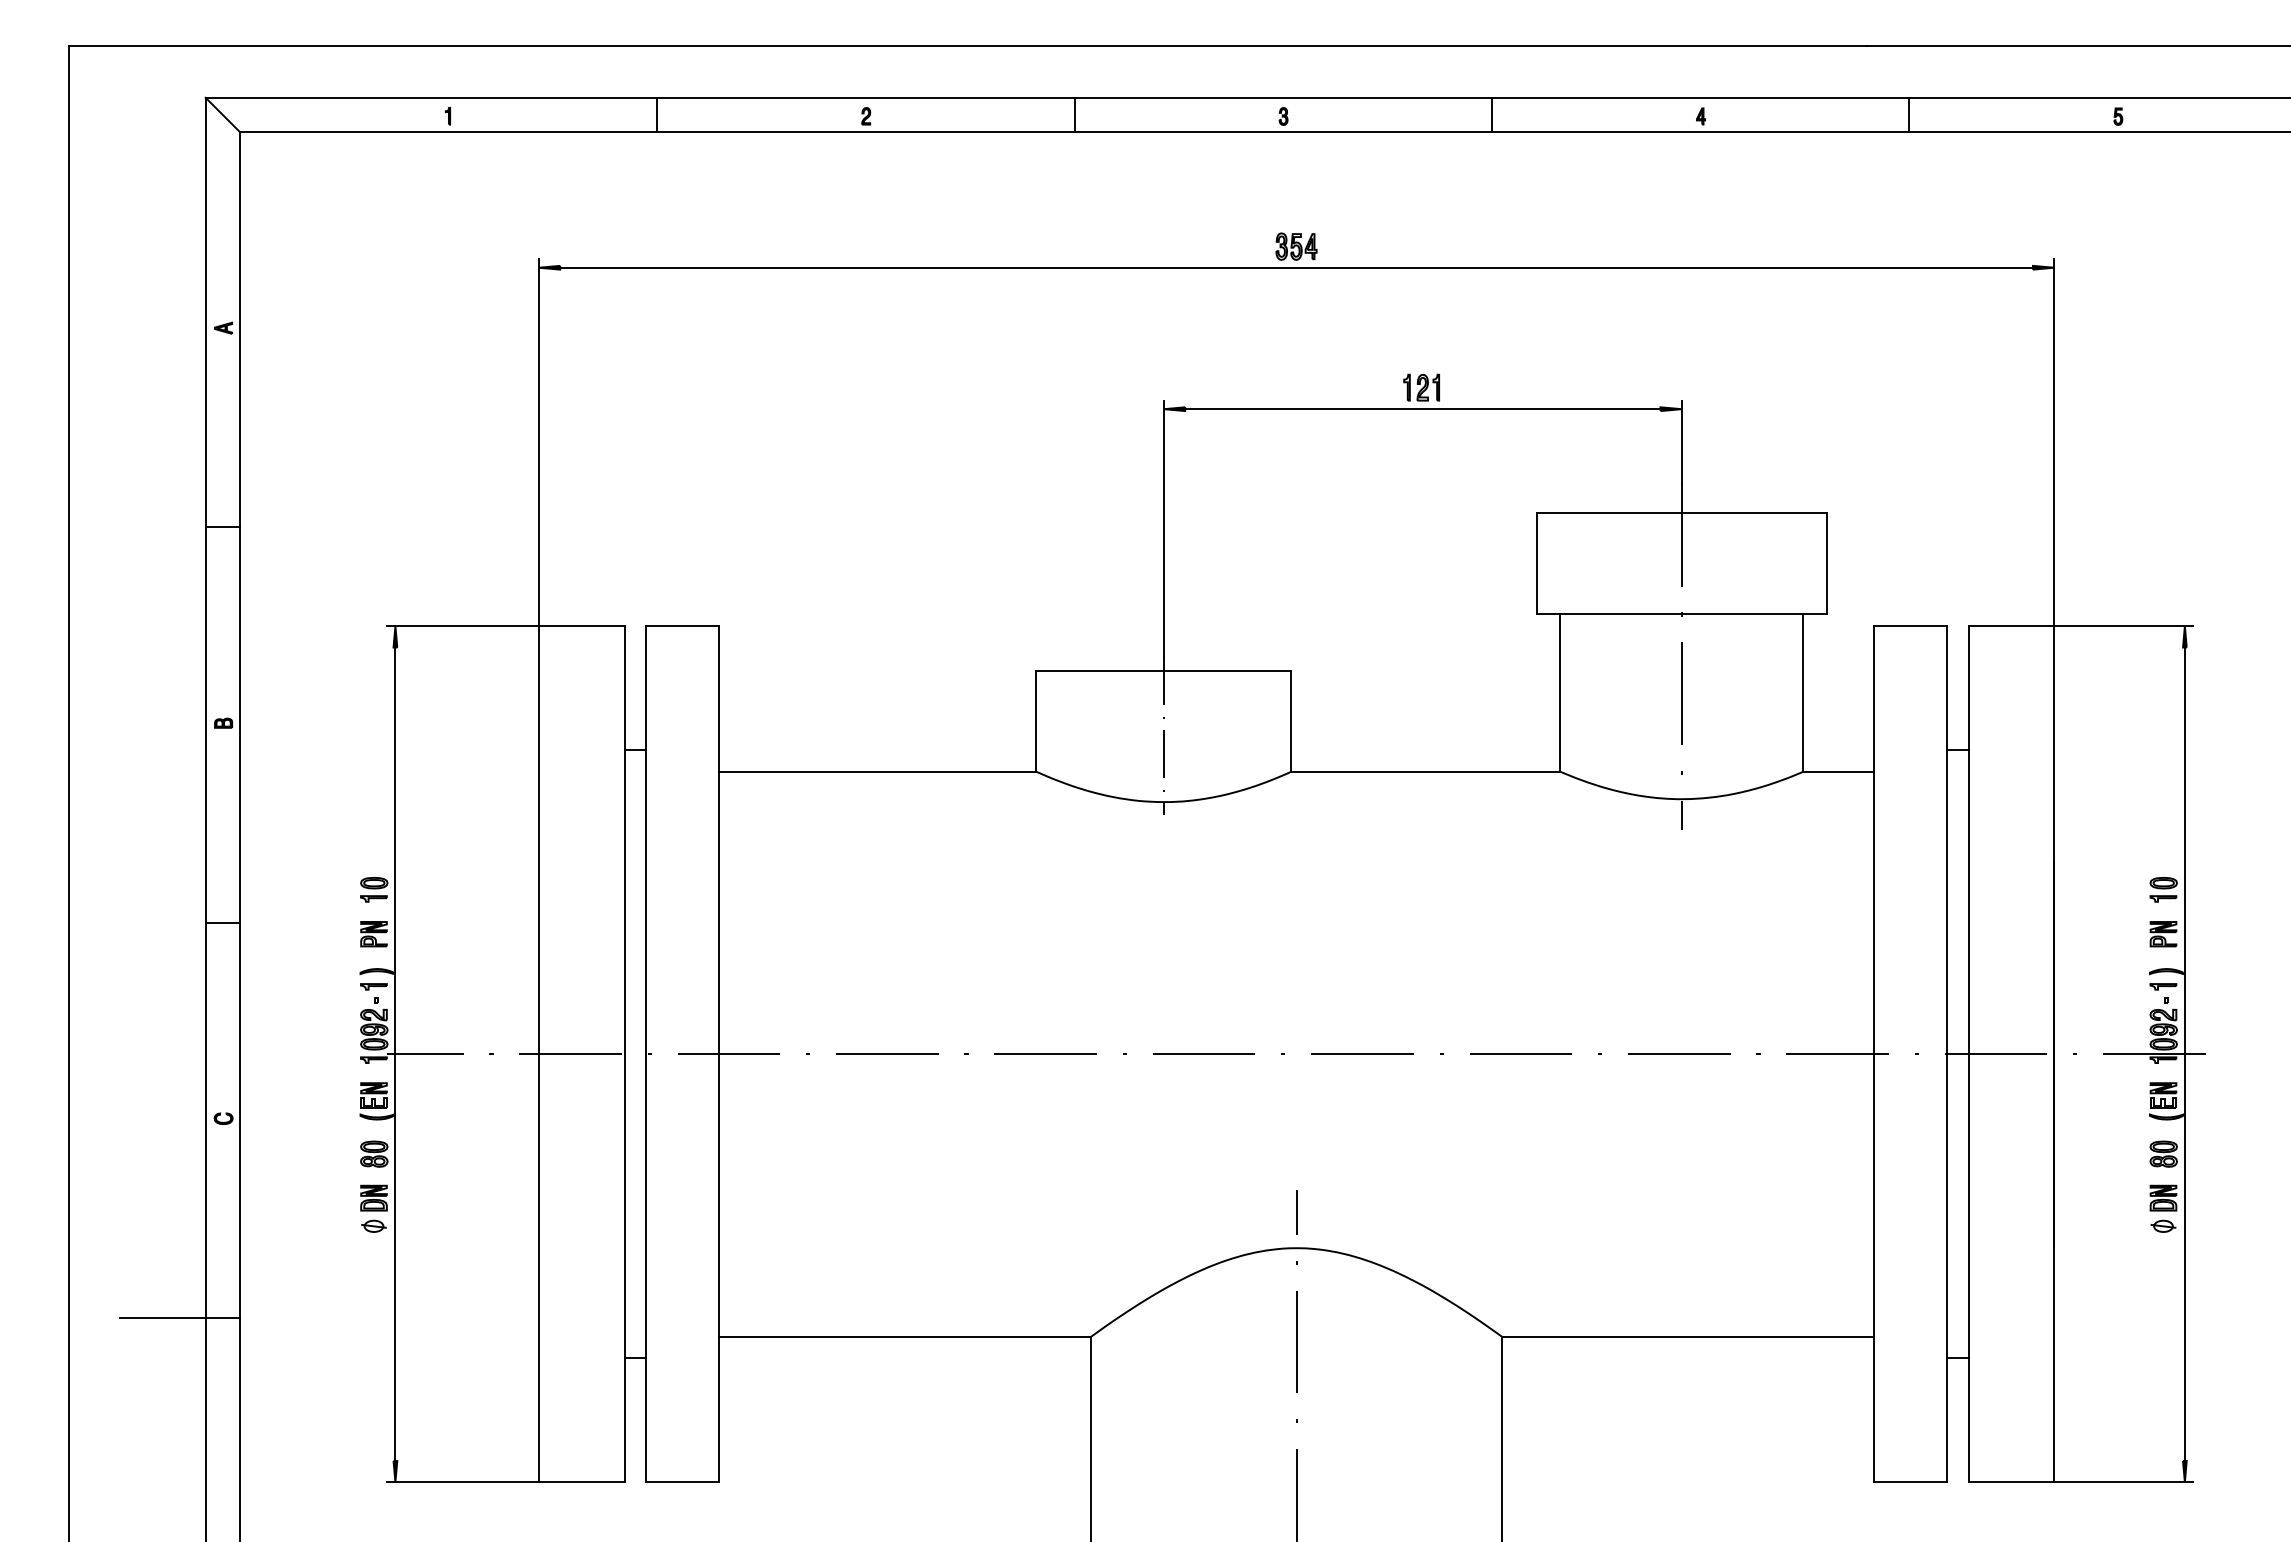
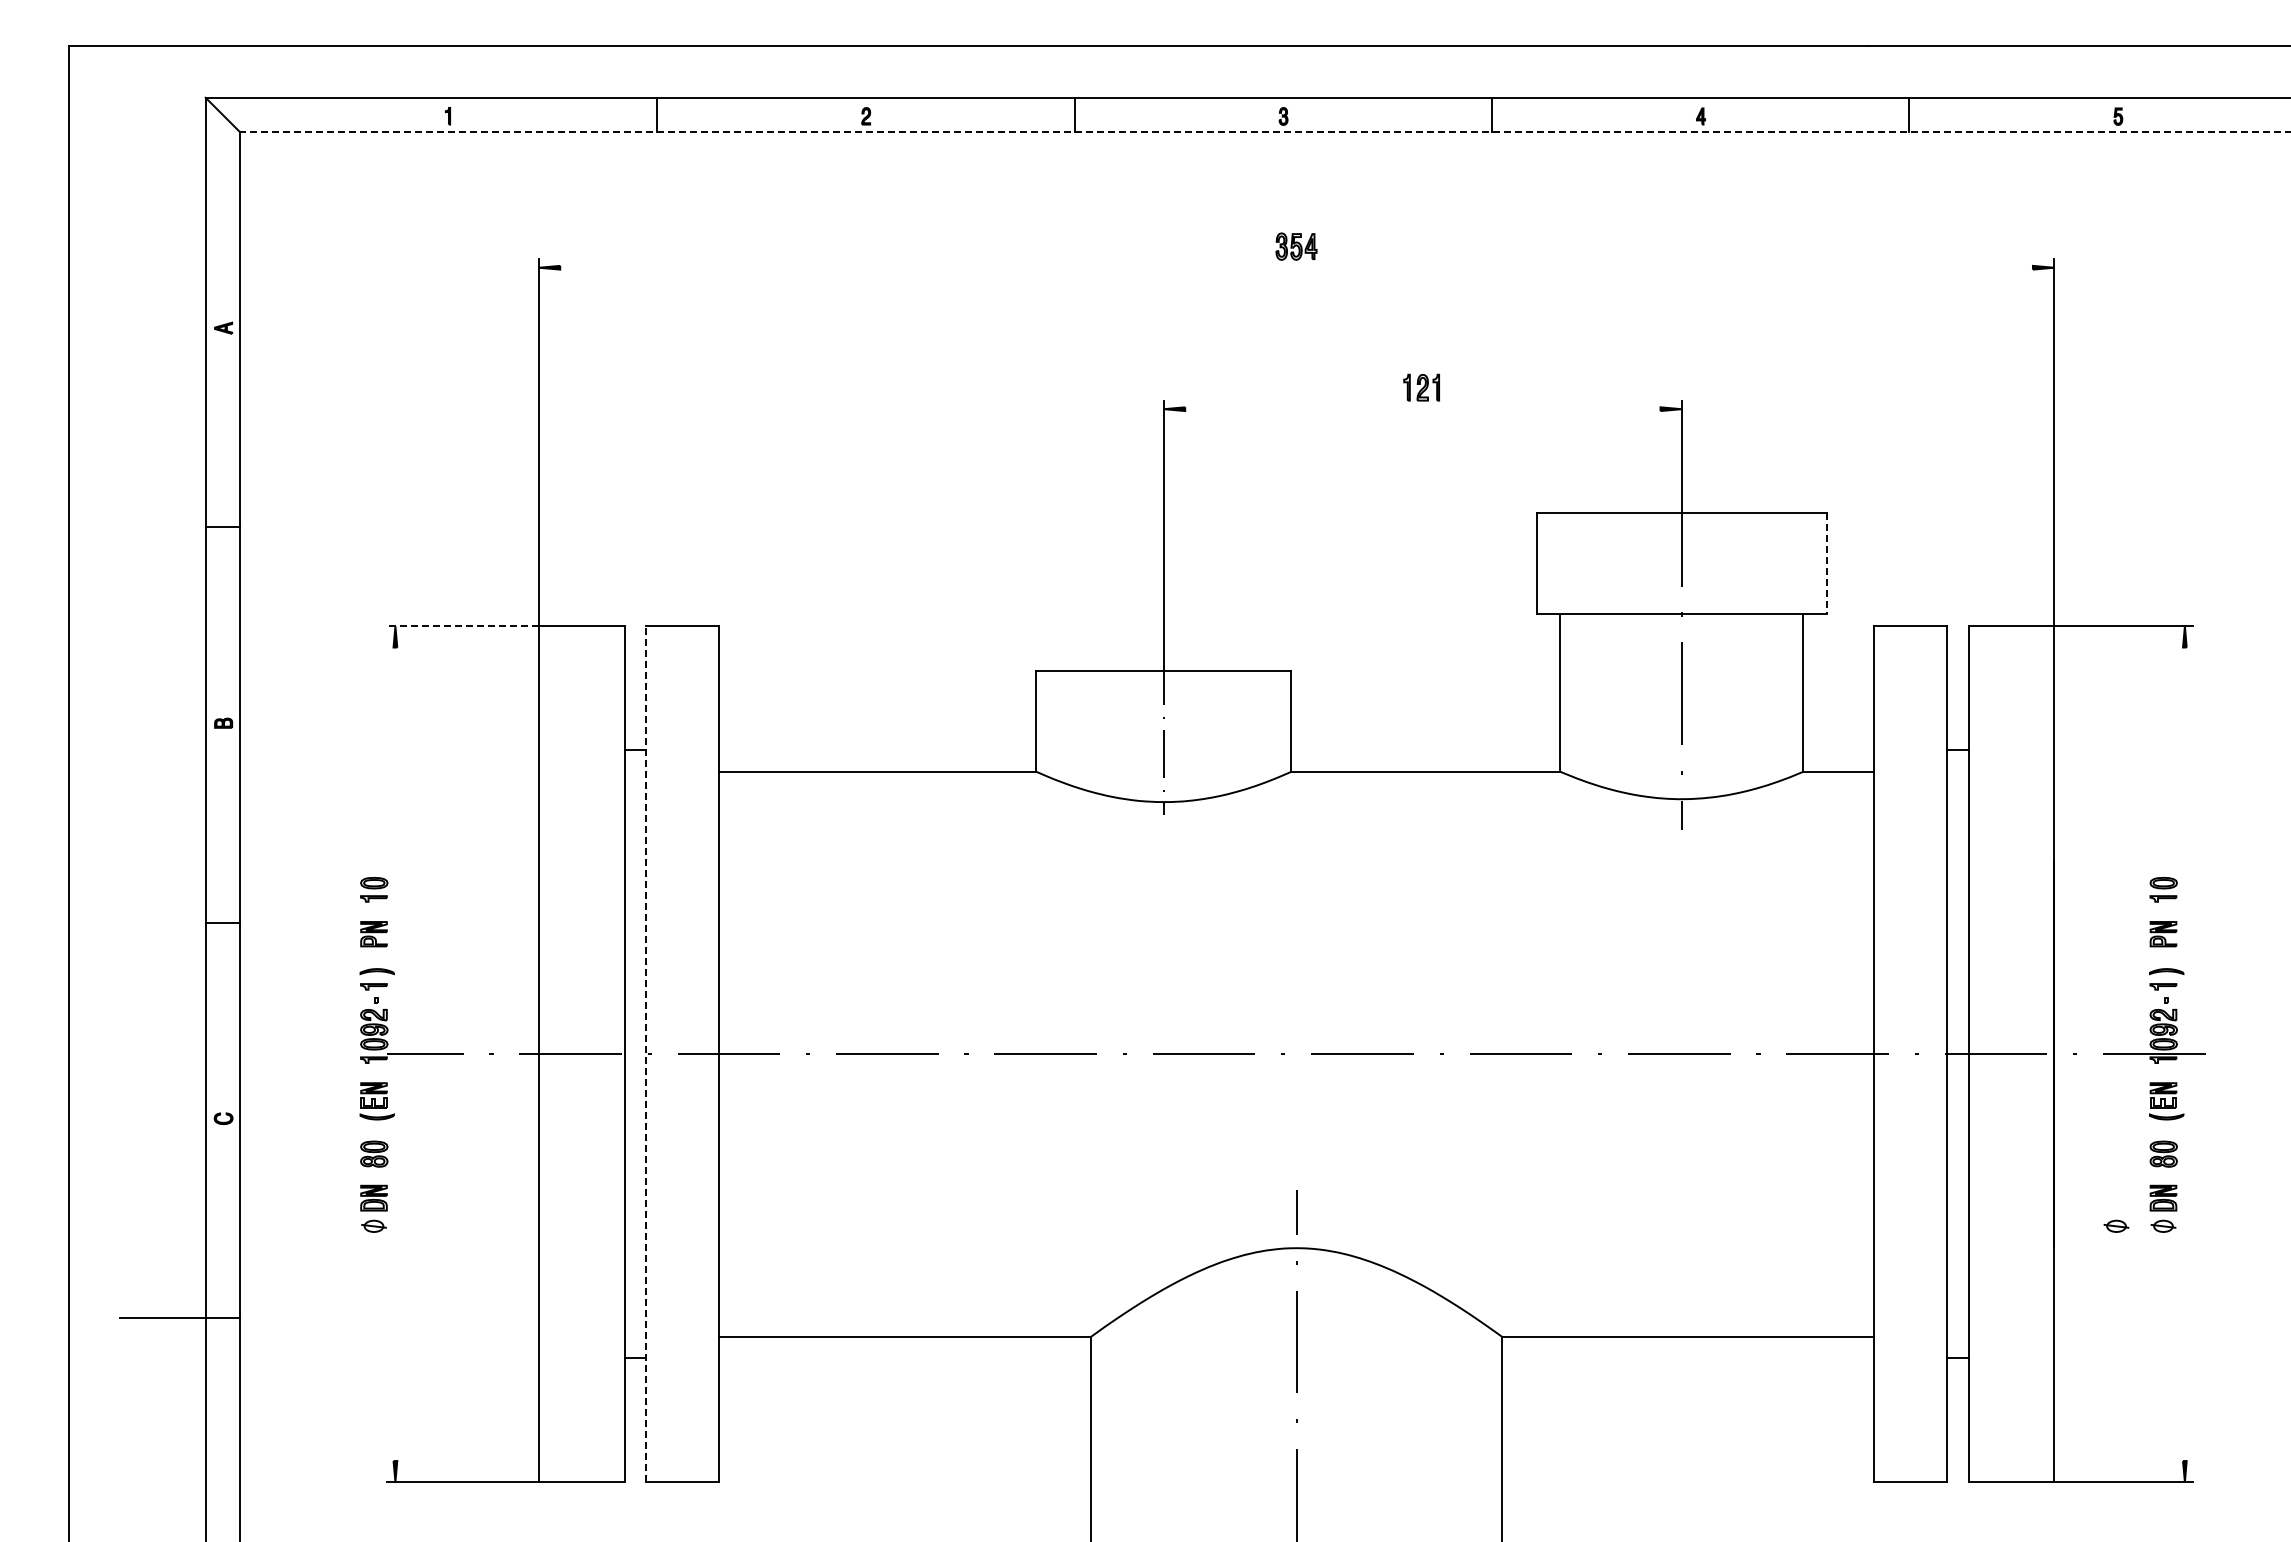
line: solid -> dashed (1264, 132)
line: present -> none (1296, 267)
line: present -> none (1422, 409)
line: solid -> dashed (1826, 563)
line: solid -> dashed (462, 626)
line: solid -> dashed (645, 1053)
line: present -> none (395, 1054)
line: present -> none (2184, 1054)
part: none -> present (2116, 1225)
